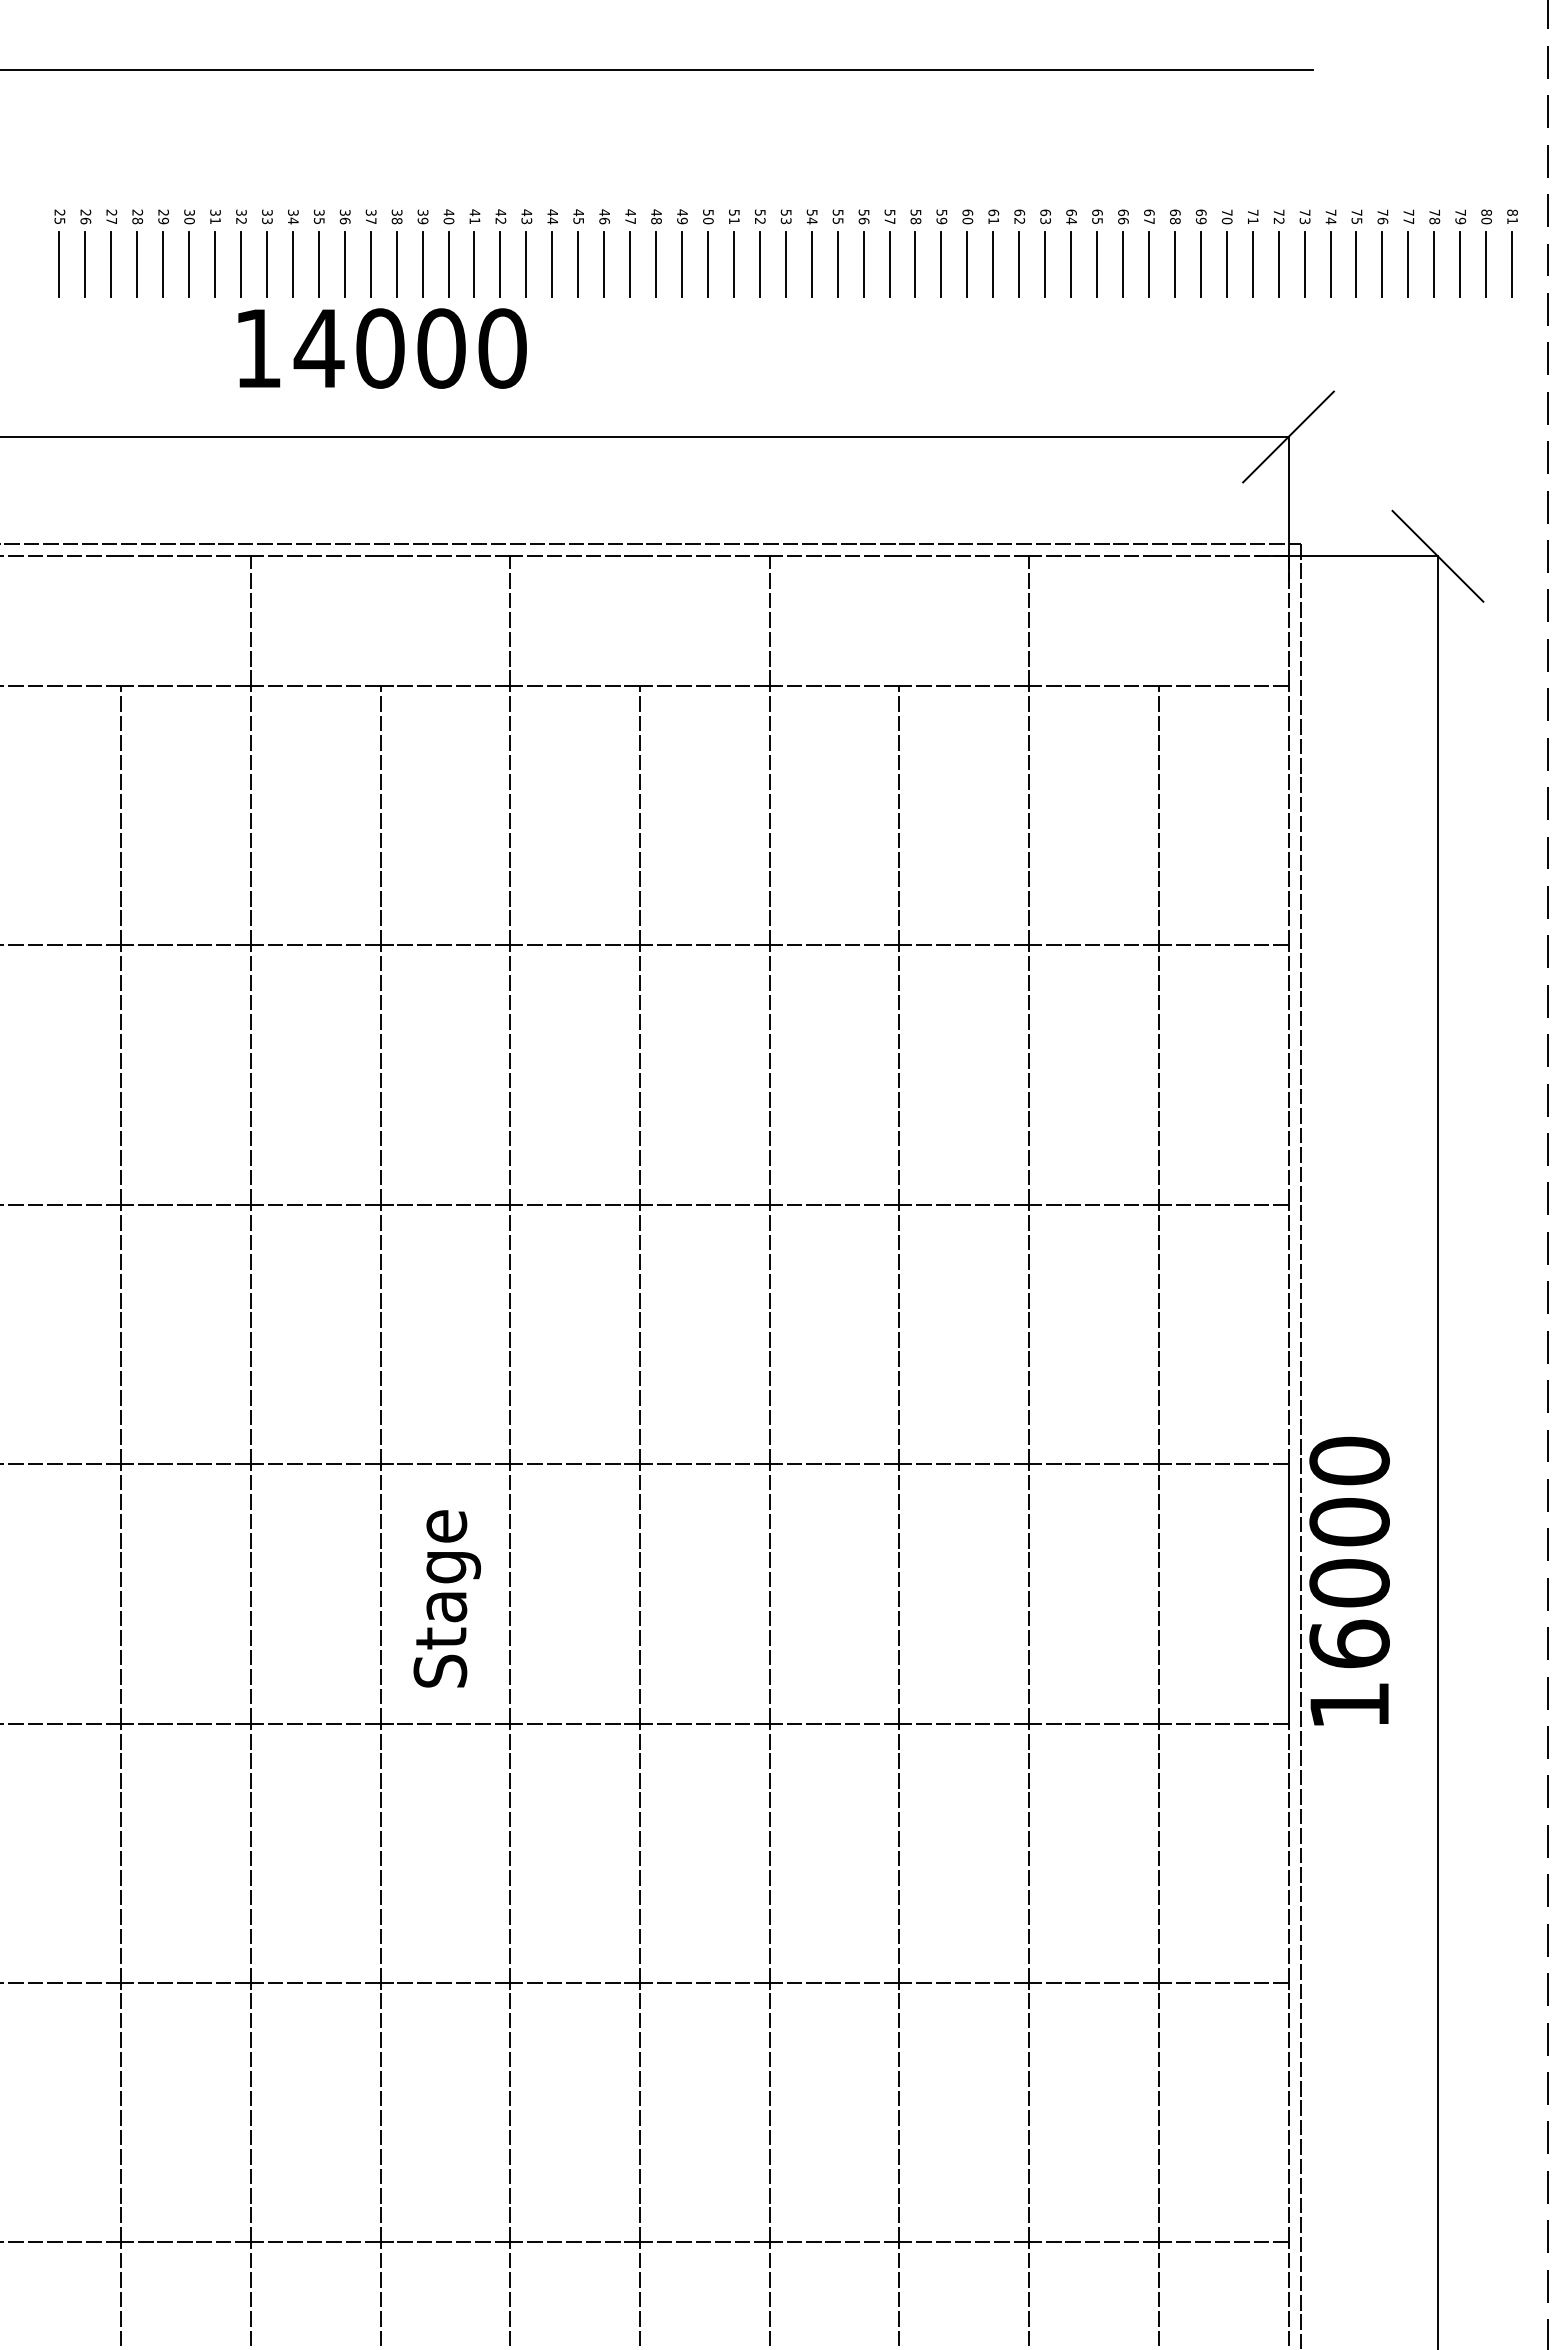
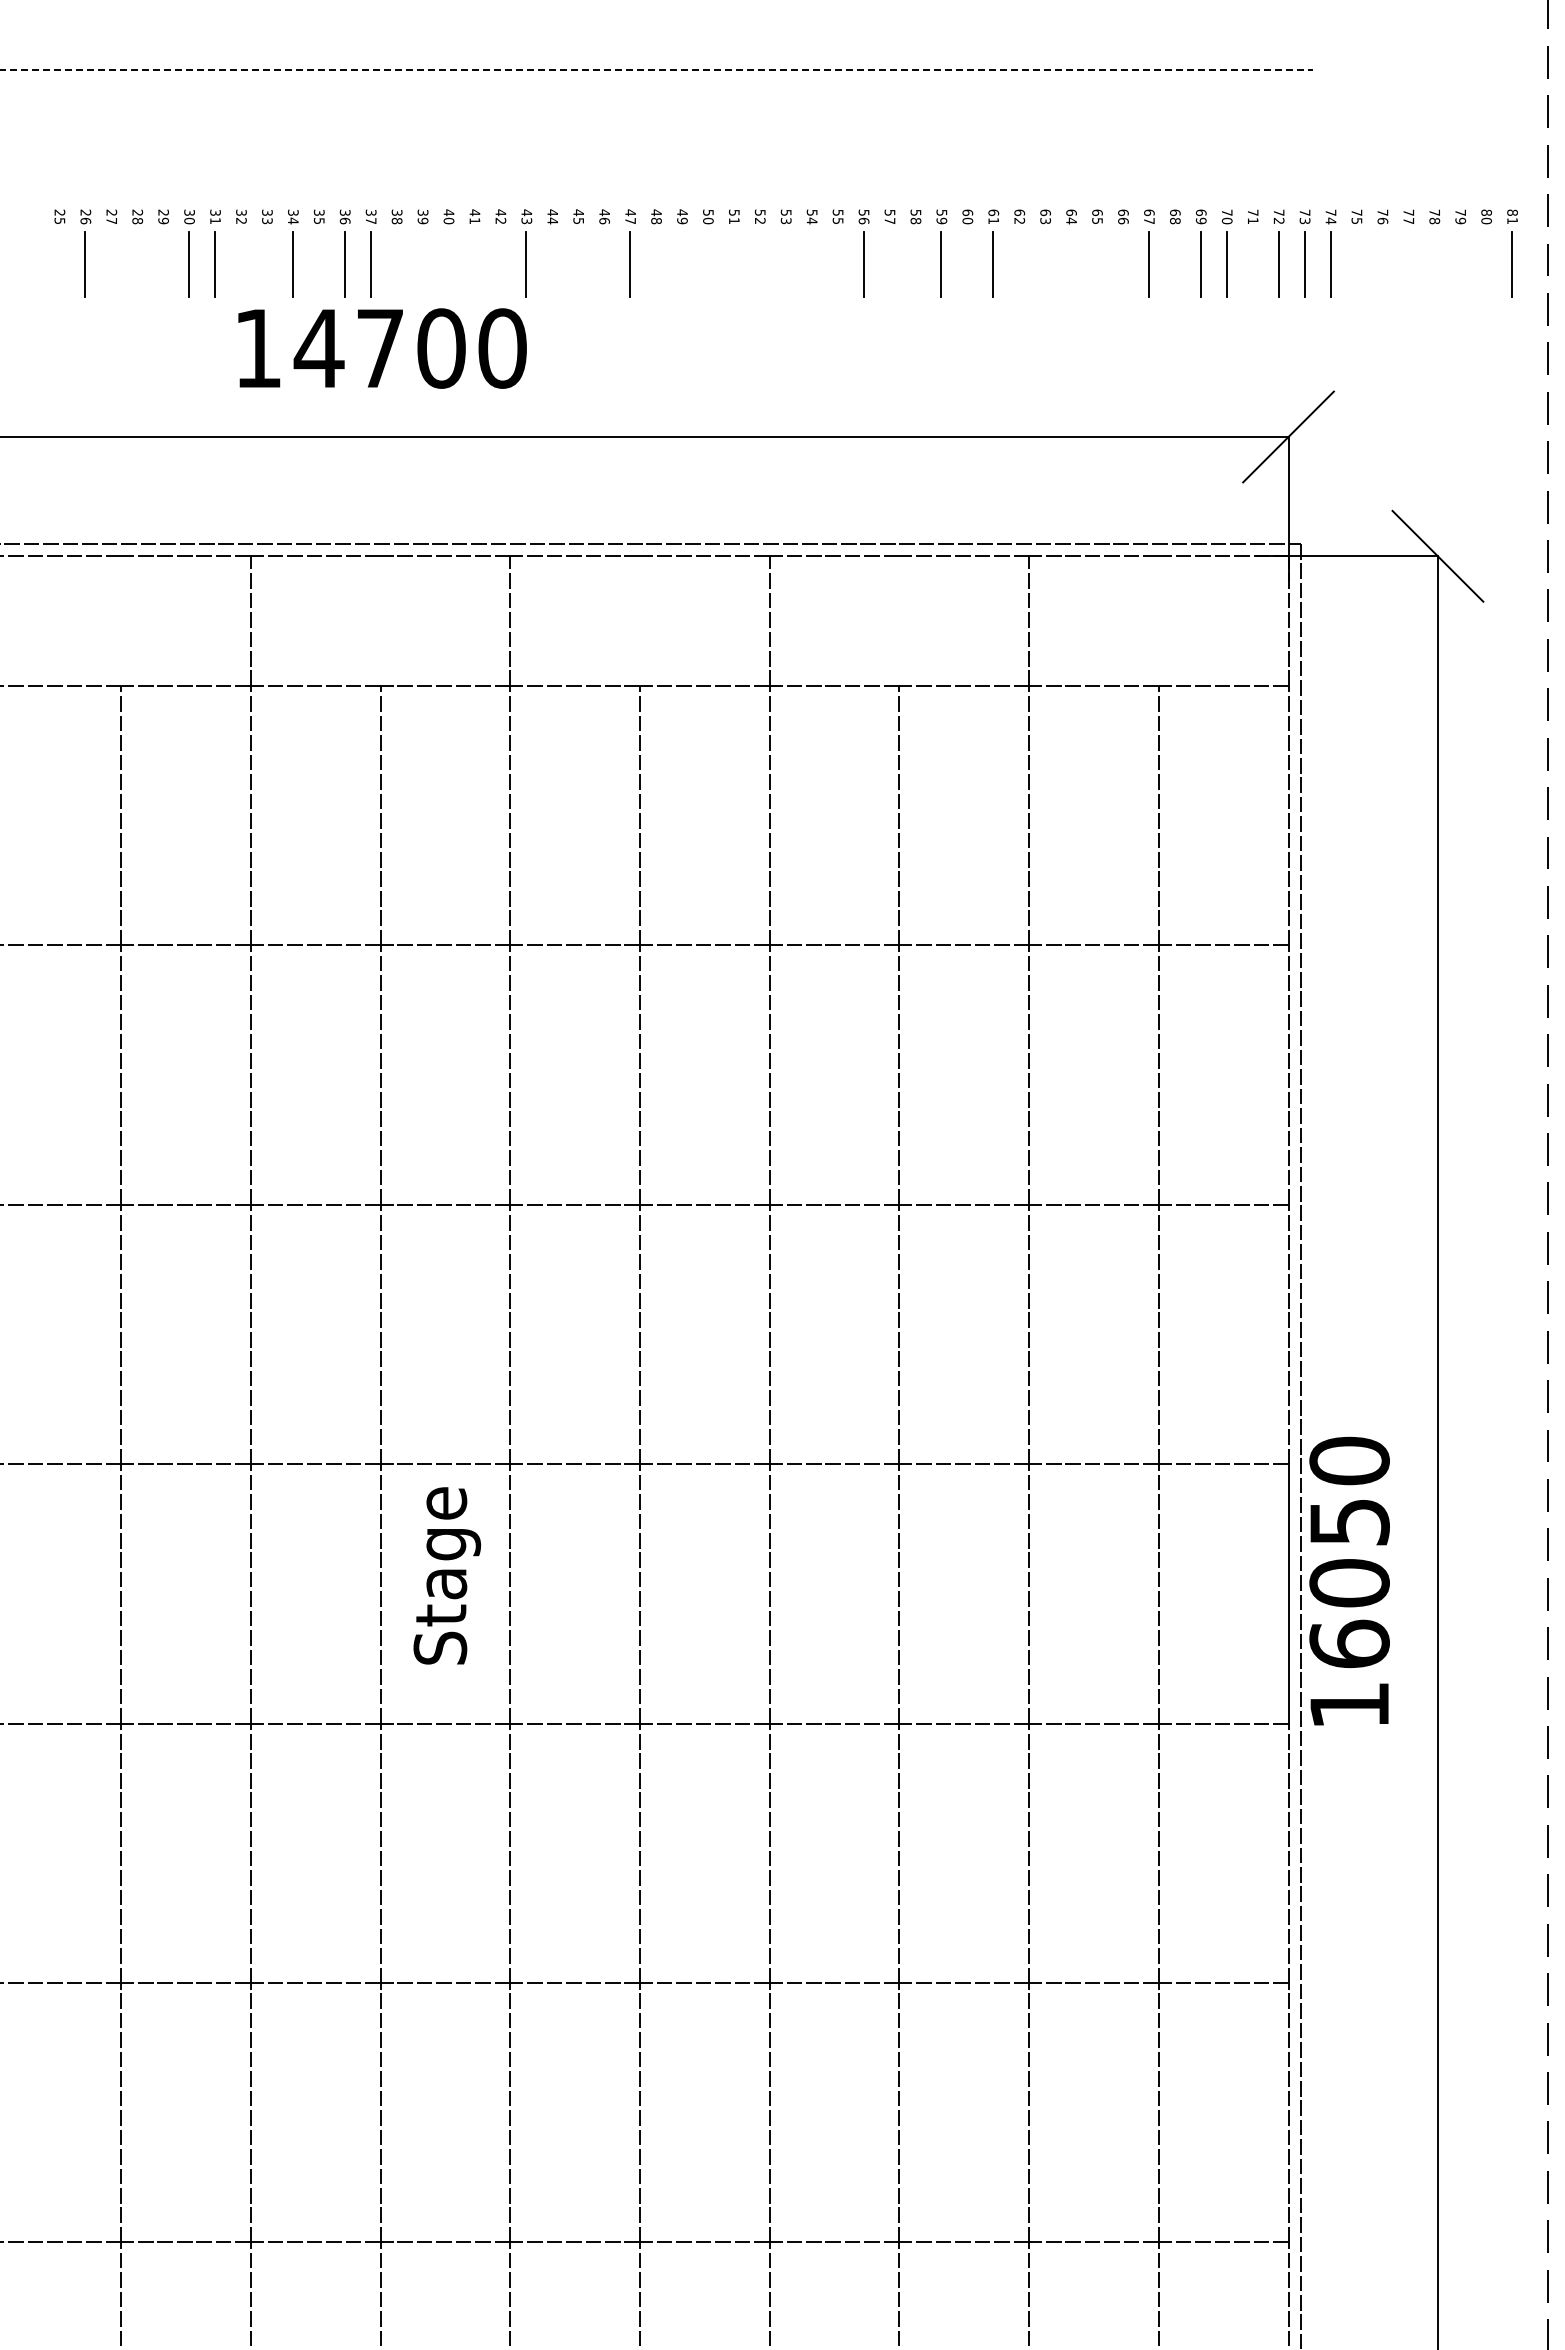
line: solid -> dashed (657, 70)
line: present -> none (59, 264)
line: present -> none (111, 264)
line: present -> none (137, 264)
line: present -> none (163, 264)
line: present -> none (241, 264)
line: present -> none (266, 264)
line: present -> none (318, 264)
line: present -> none (396, 264)
line: present -> none (422, 264)
line: present -> none (448, 264)
line: present -> none (474, 264)
line: present -> none (500, 264)
line: present -> none (552, 264)
line: present -> none (578, 264)
line: present -> none (604, 264)
line: present -> none (656, 264)
line: present -> none (682, 264)
line: present -> none (707, 264)
line: present -> none (733, 264)
line: present -> none (759, 264)
line: present -> none (785, 264)
line: present -> none (811, 264)
line: present -> none (837, 264)
line: present -> none (889, 264)
line: present -> none (915, 264)
line: present -> none (967, 264)
line: present -> none (1019, 264)
line: present -> none (1045, 264)
line: present -> none (1071, 264)
line: present -> none (1097, 264)
line: present -> none (1123, 264)
line: present -> none (1174, 264)
line: present -> none (1252, 264)
line: present -> none (1356, 264)
line: present -> none (1382, 264)
line: present -> none (1408, 264)
line: present -> none (1434, 264)
line: present -> none (1460, 264)
line: present -> none (1486, 264)
text: 14000 -> 14700 (380, 348)
text: 16000 -> 16050 (1349, 1522)
text position: (446, 1598) -> (446, 1575) (446, 1575)
